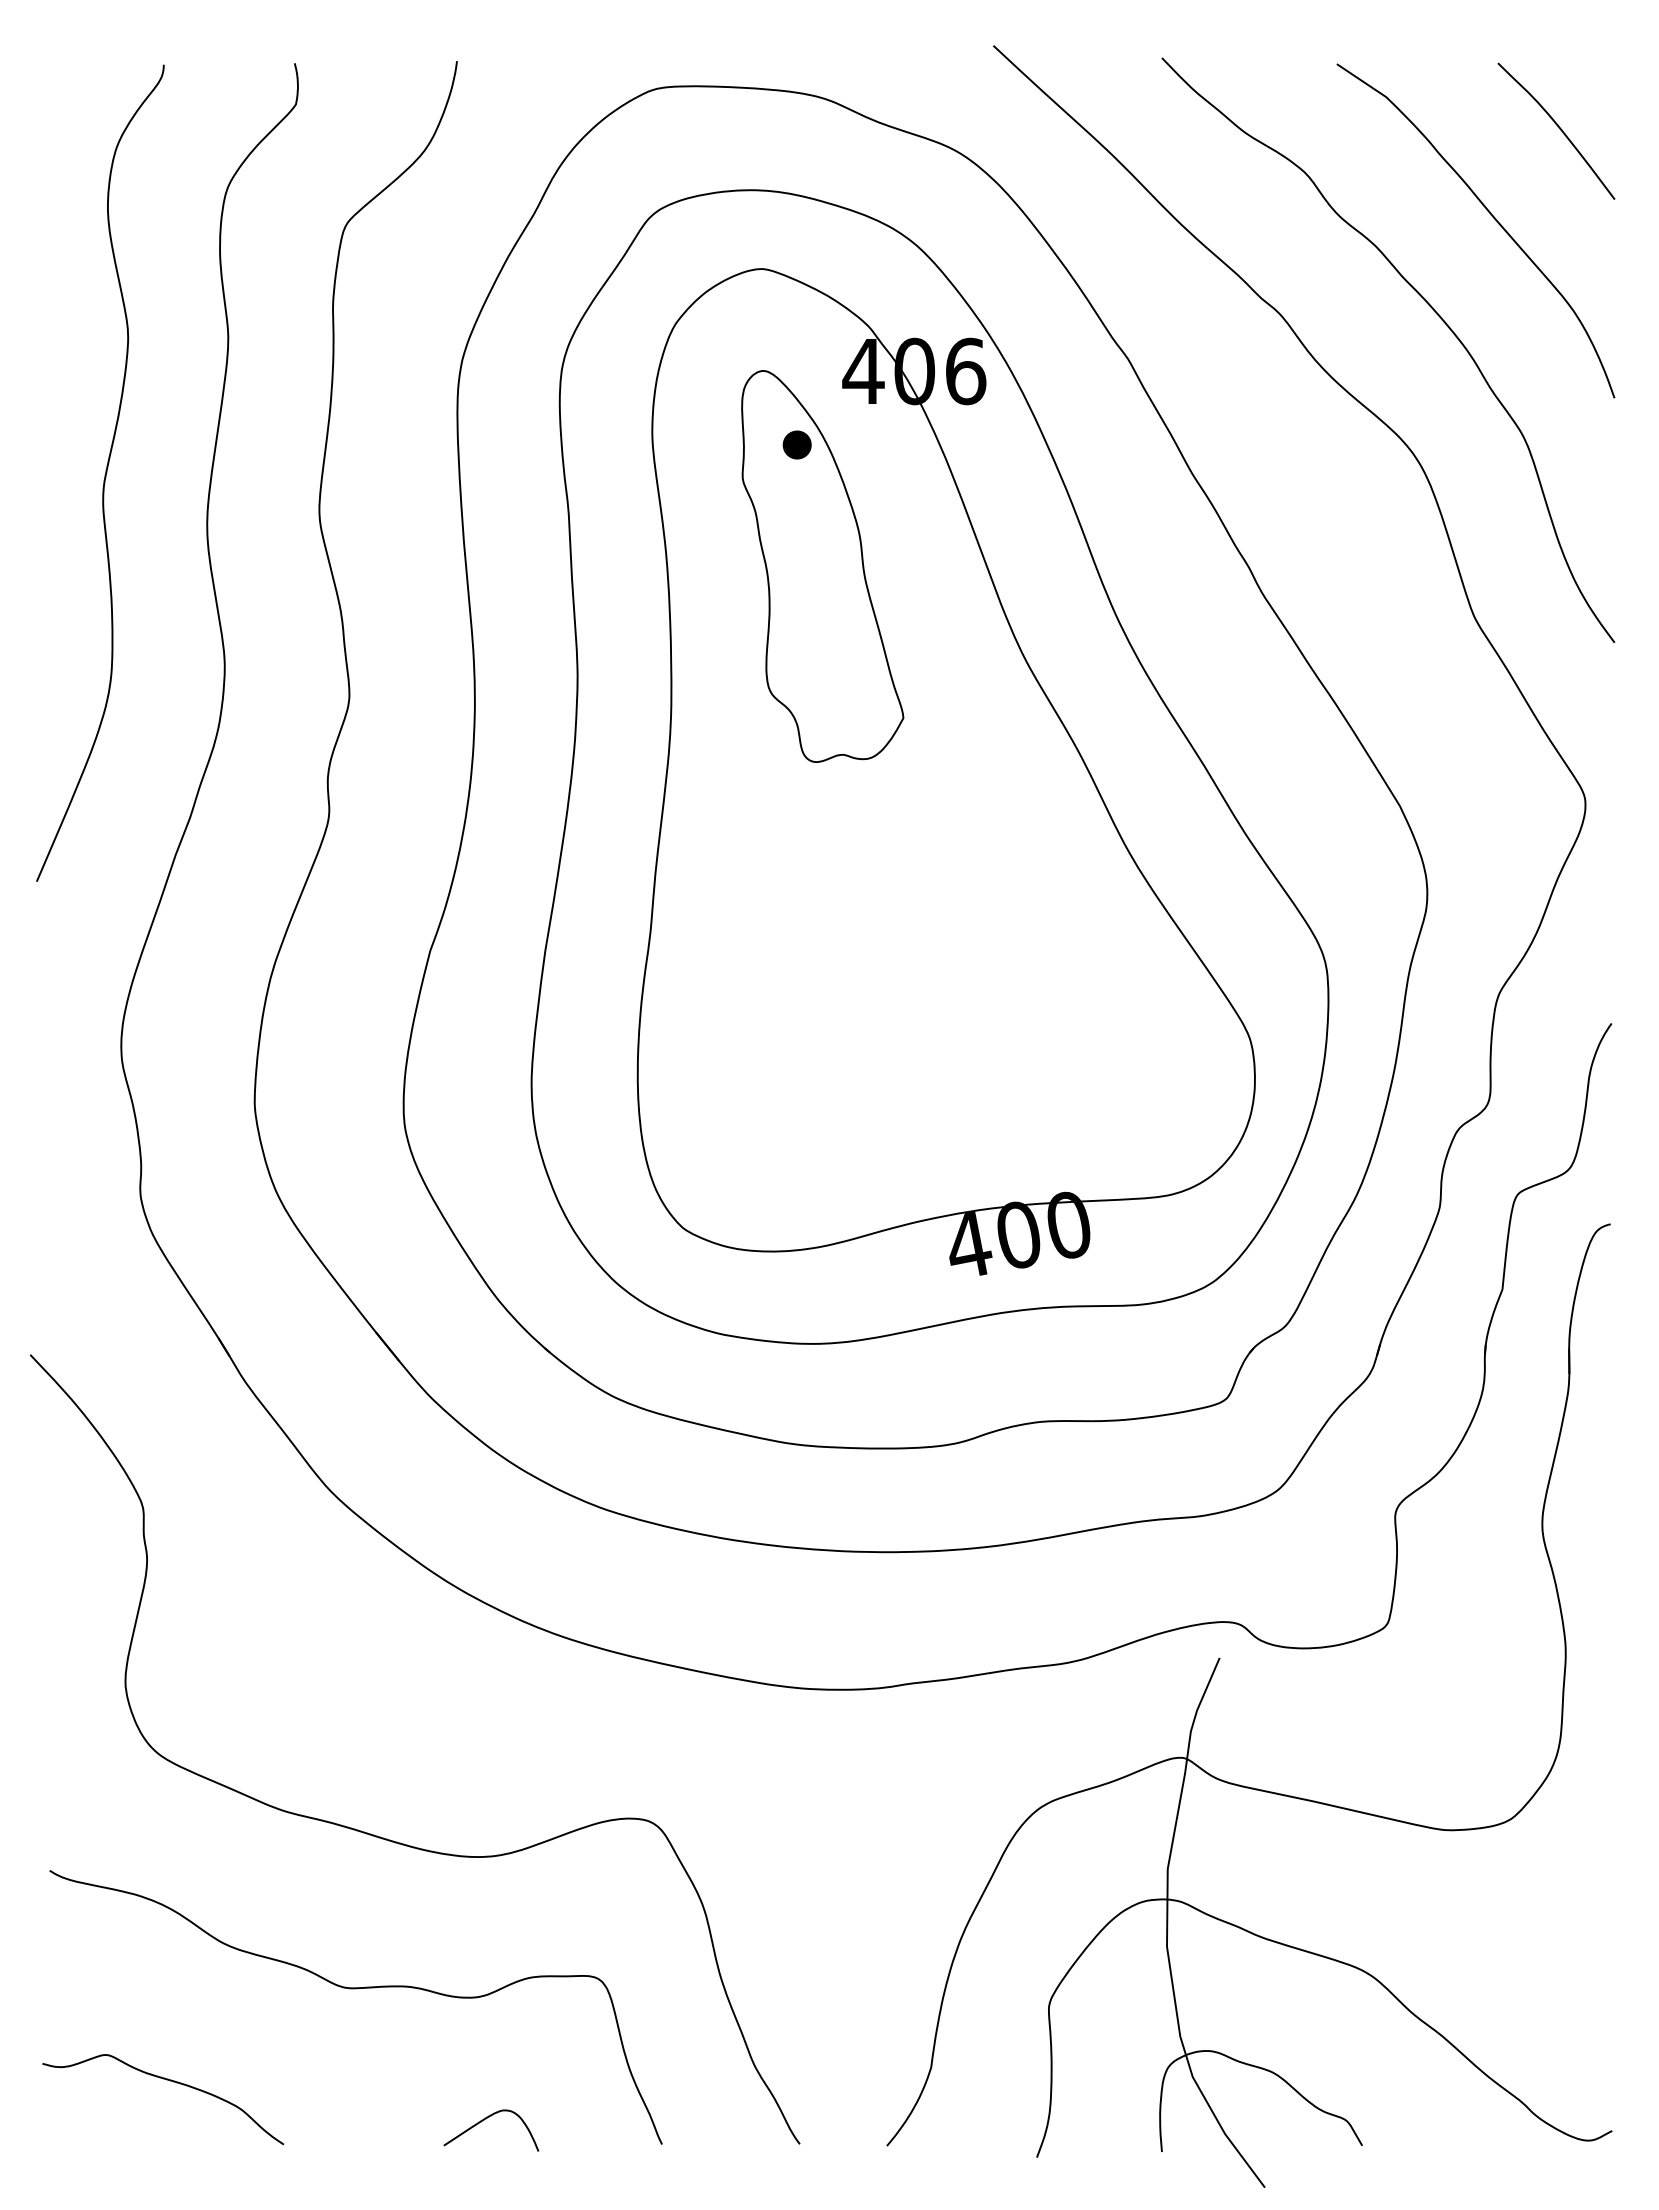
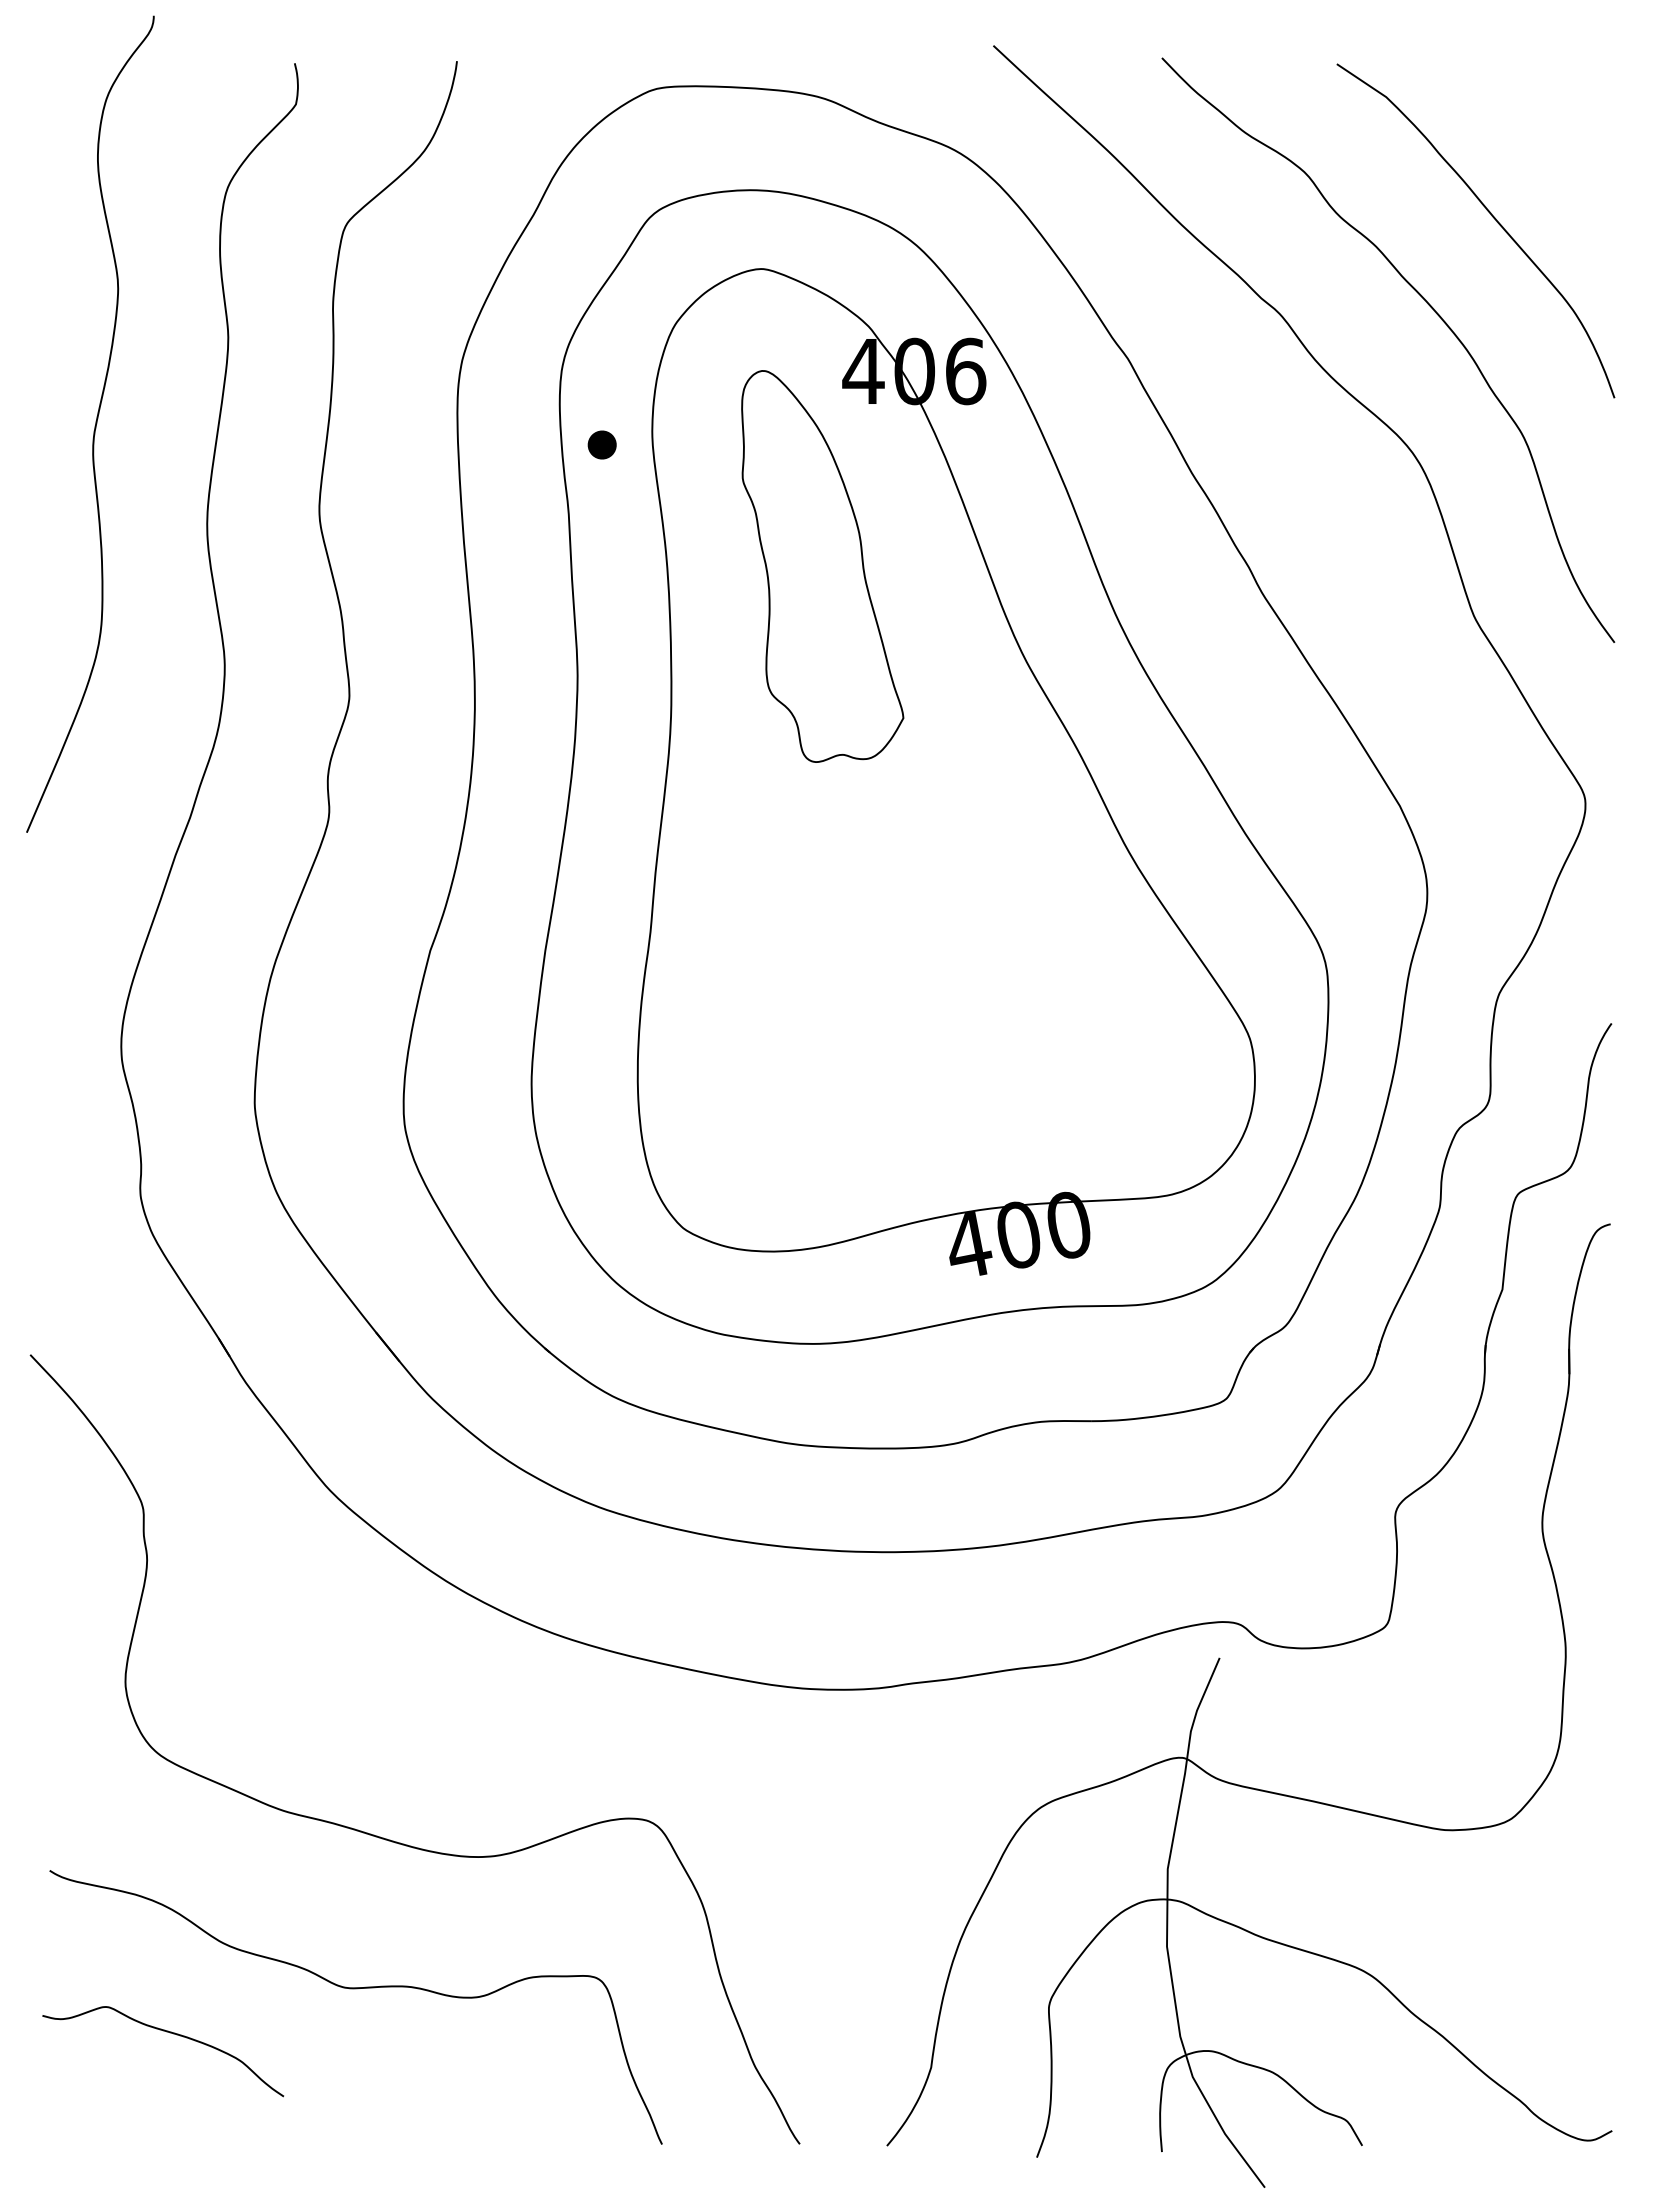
curve: present -> none (1558, 128)
part position: (796, 444) -> (601, 444) (601, 444)
curve position: (105, 472) -> (95, 423) (95, 423)
curve position: (166, 2080) -> (166, 2032) (166, 2032)
curve: present -> none (486, 2119)
